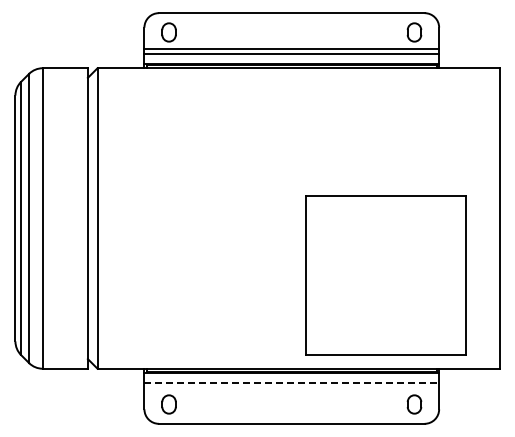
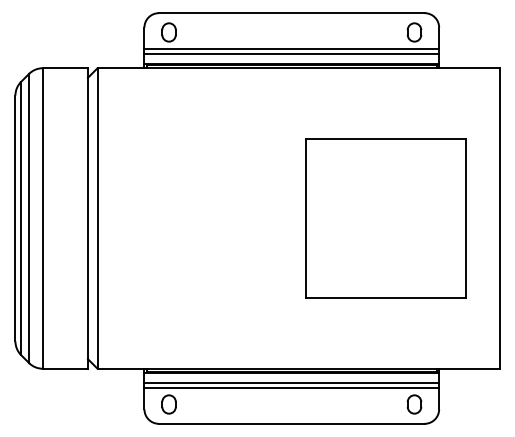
part position: (385, 275) -> (385, 218) (385, 218)
line: dashed -> solid (292, 382)
line: none -> present (291, 387)
